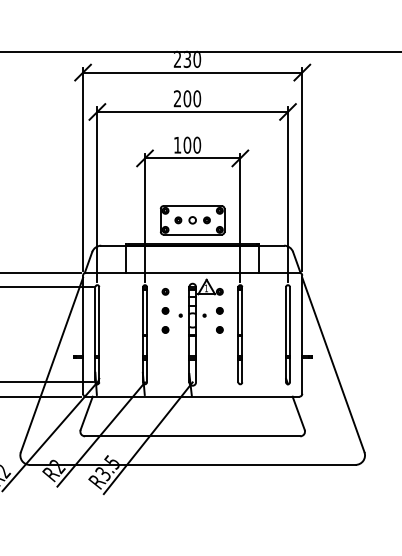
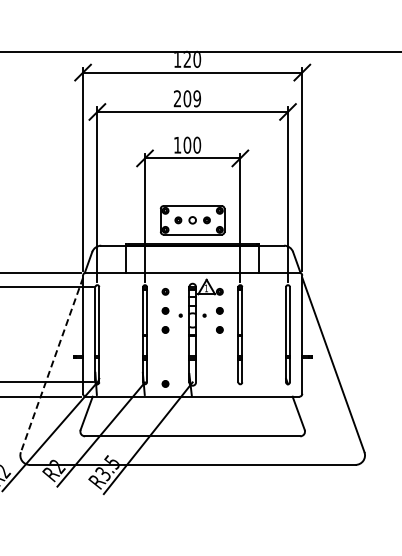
text: 230 -> 120 (182, 58)
text: 200 -> 209 (196, 98)
line: solid -> dashed (51, 365)
part: none -> present (165, 383)
